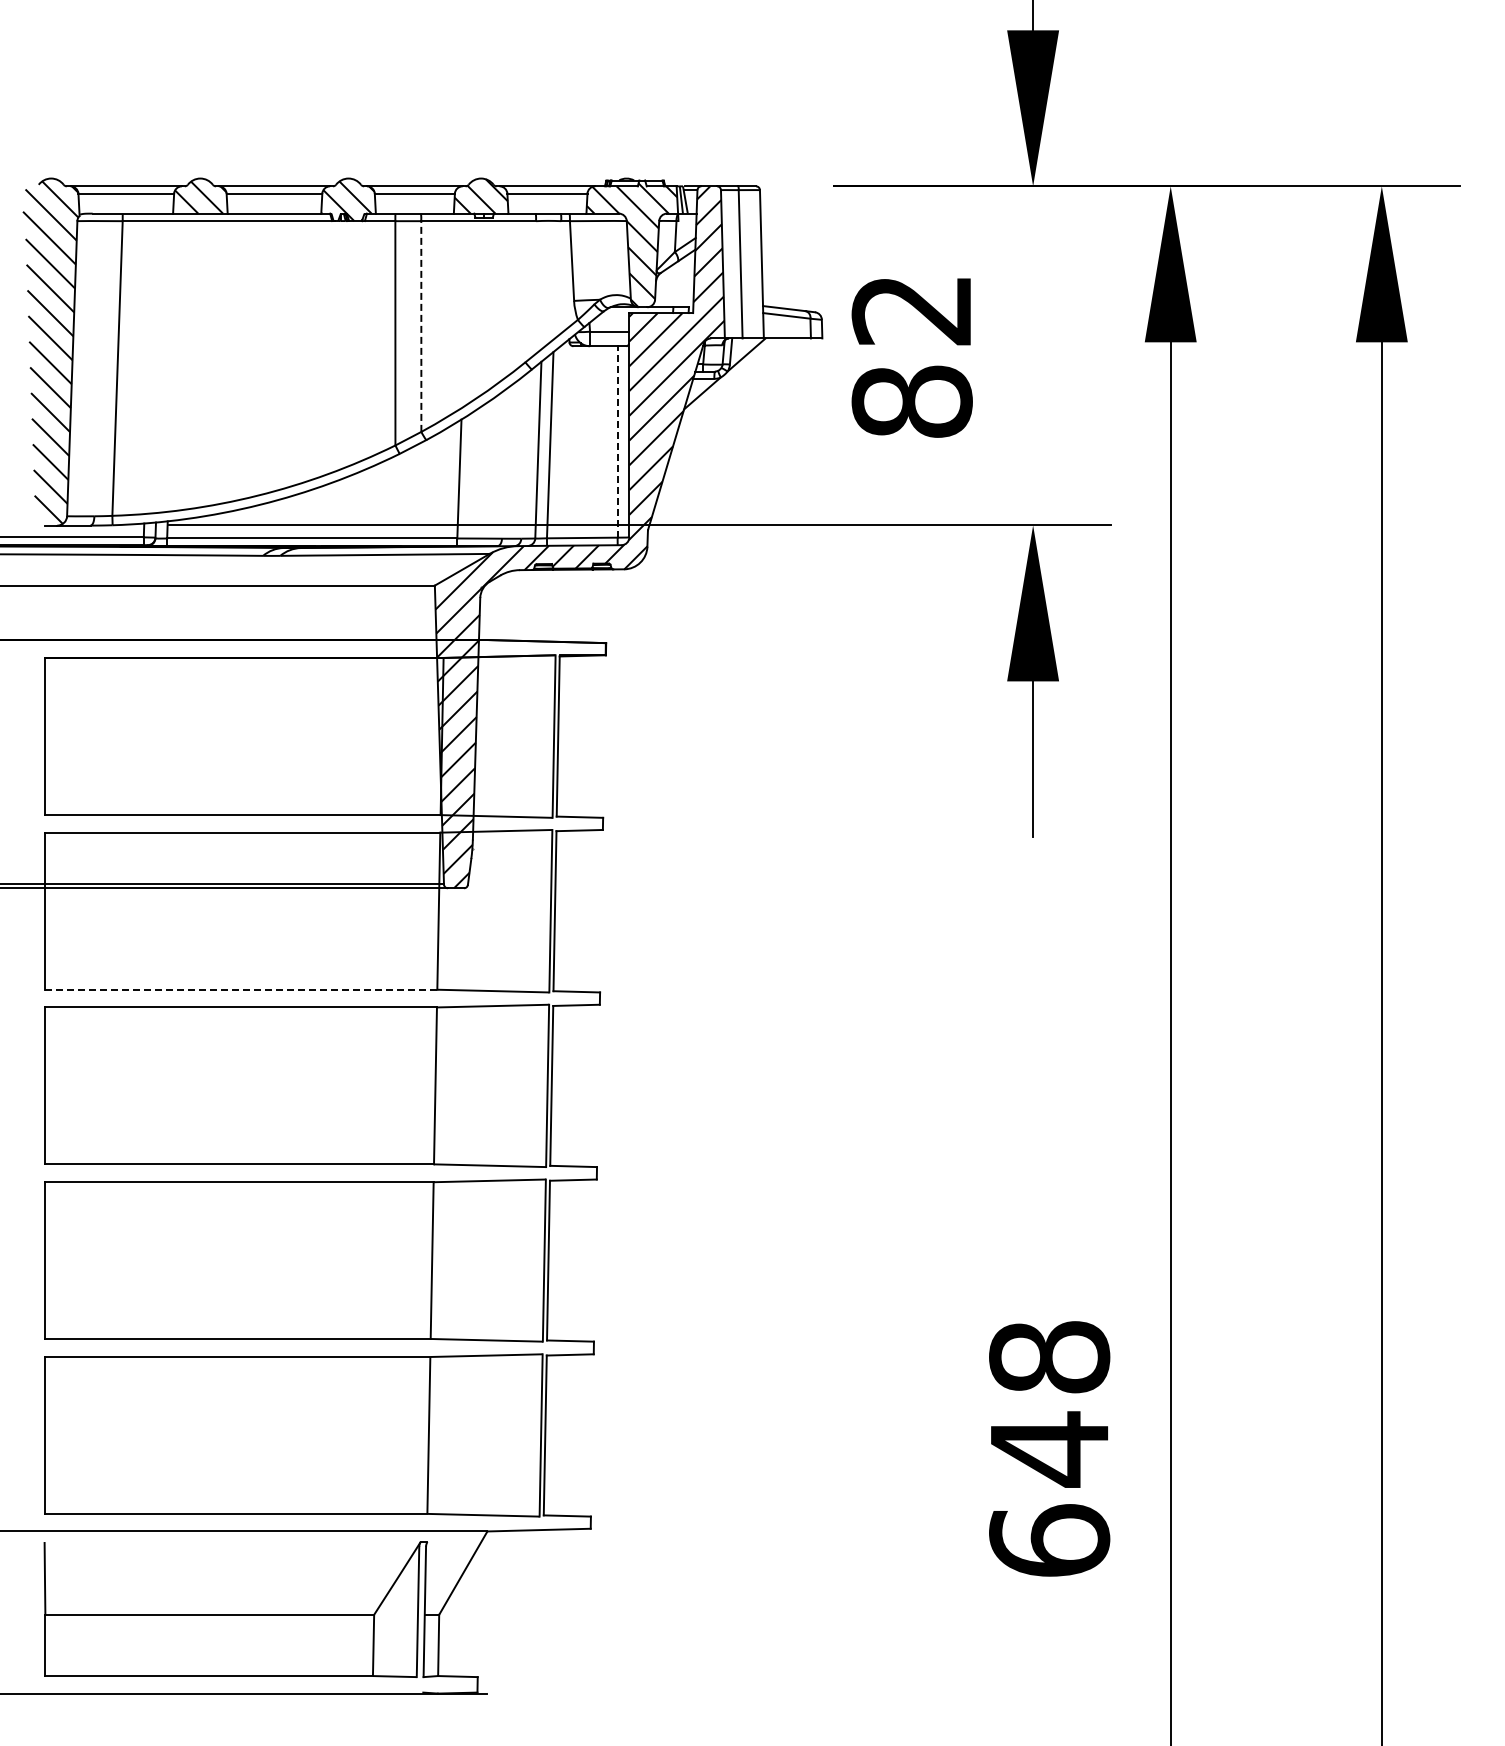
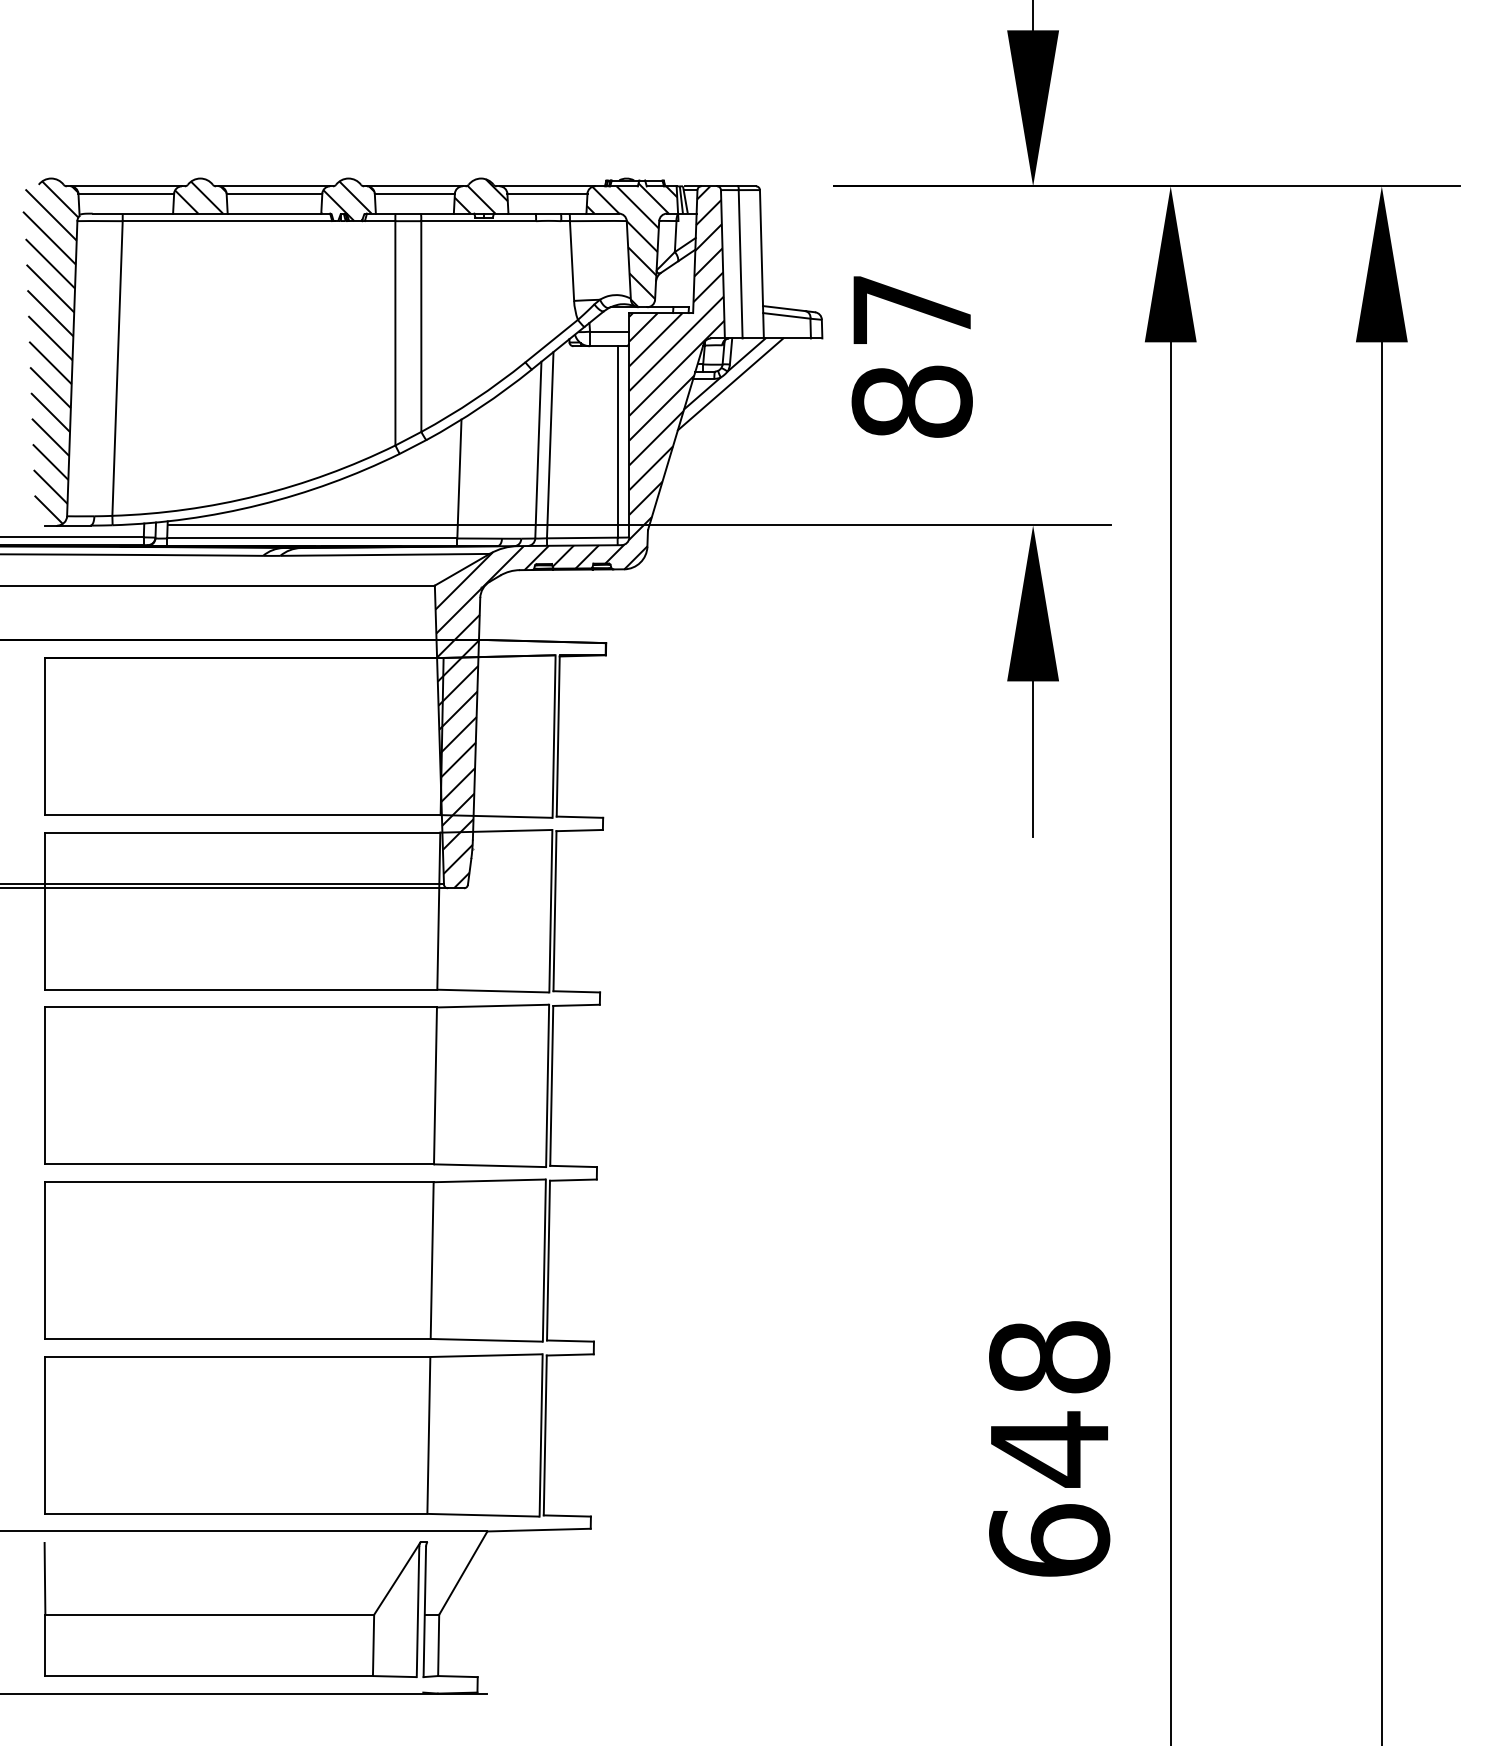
text: 82 -> 87 (910, 310)
line: dashed -> solid (421, 326)
line: none -> present (730, 384)
line: dashed -> solid (617, 441)
line: dashed -> solid (241, 989)
